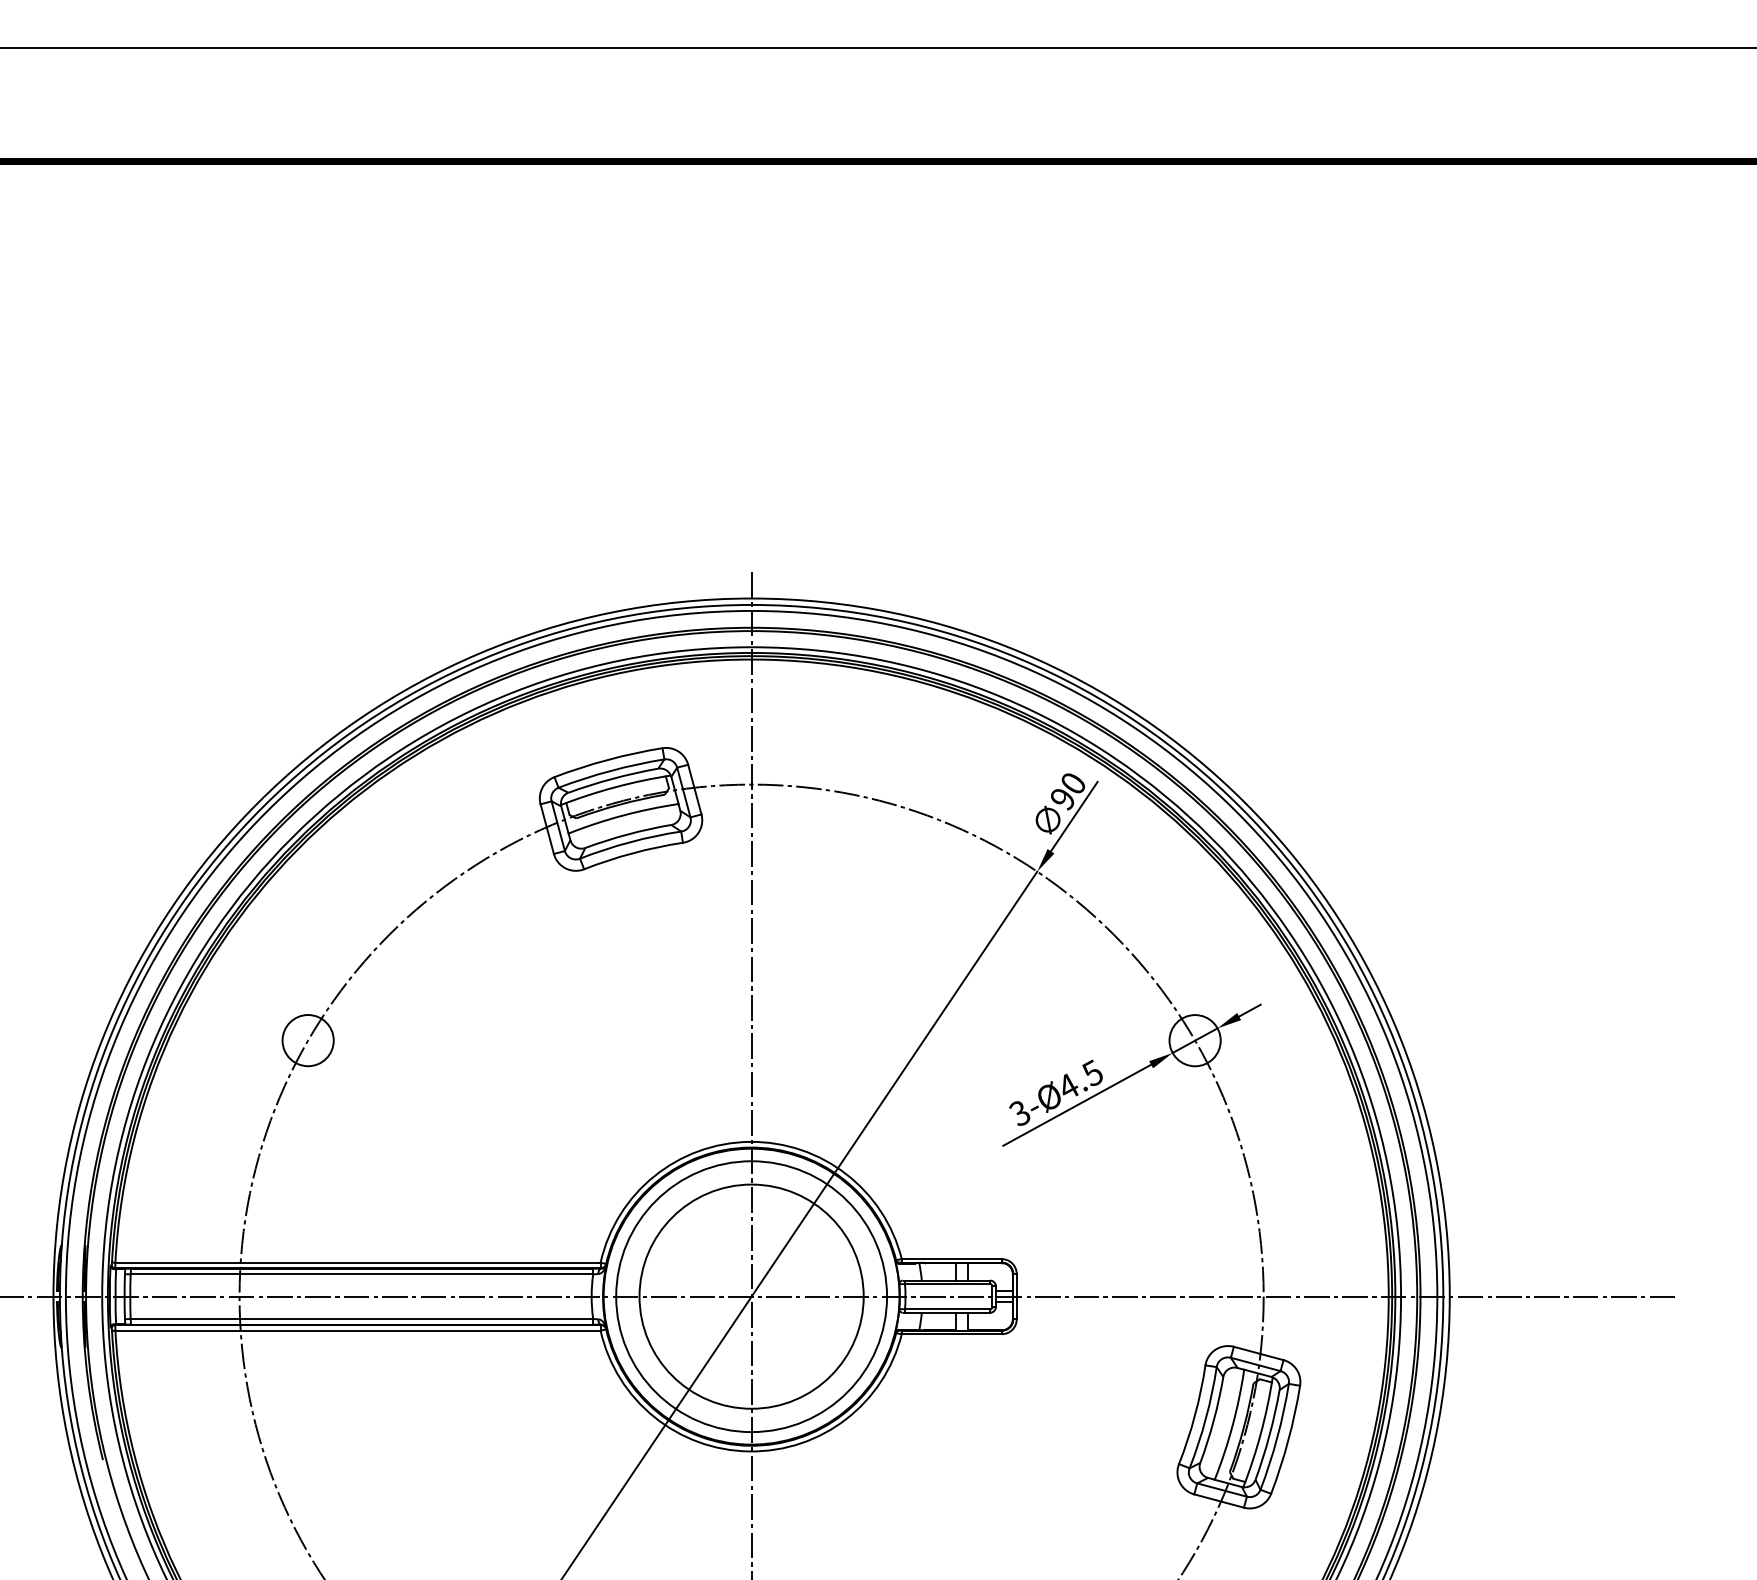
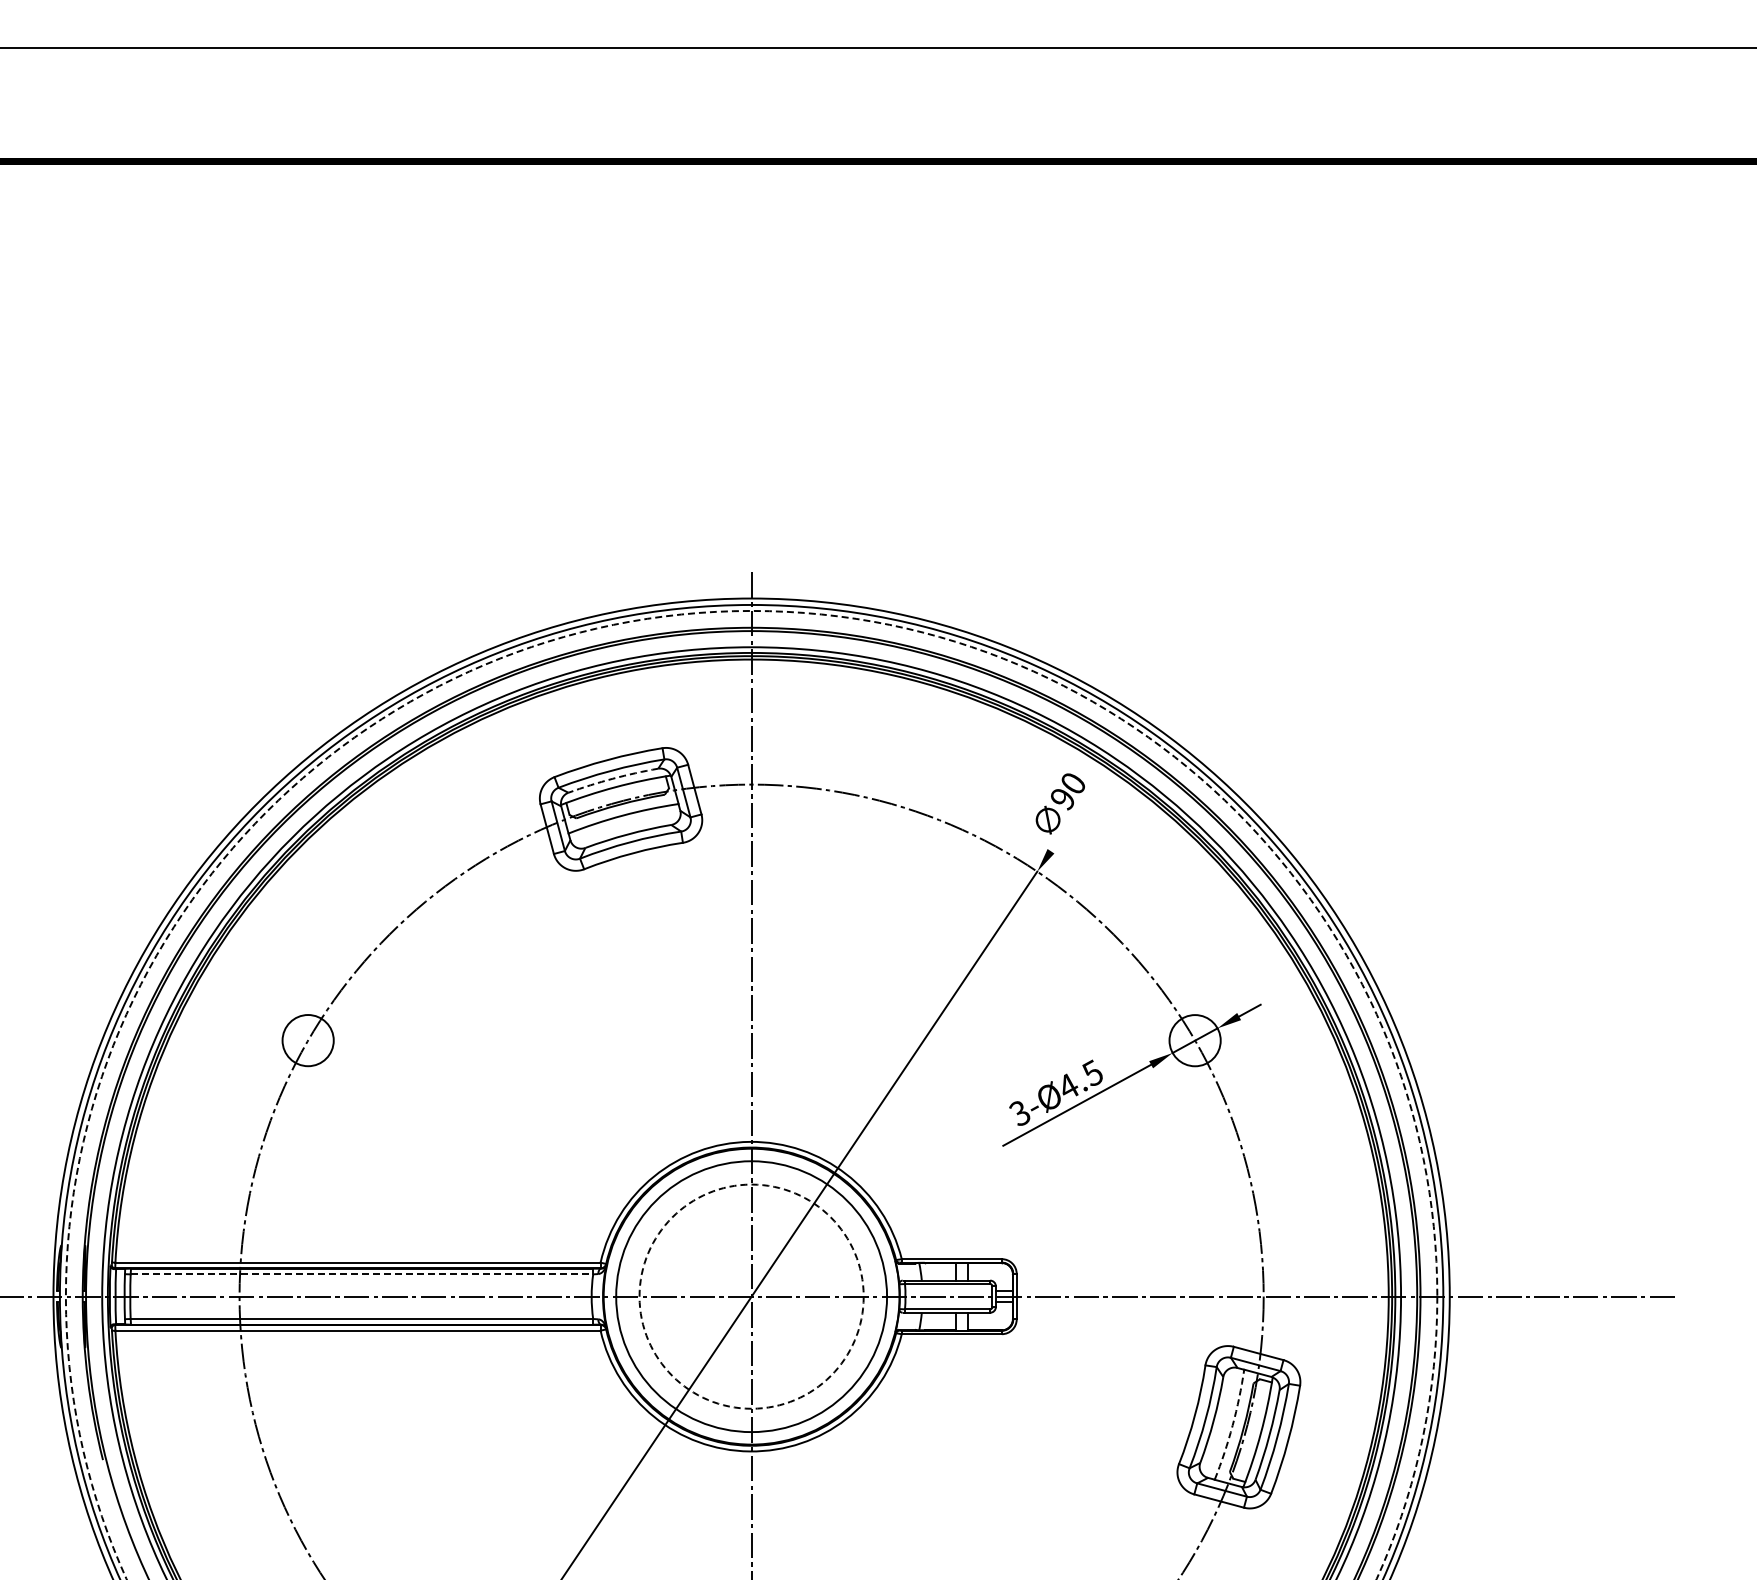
arc: solid -> dashed (612, 778)
line: present -> none (1073, 816)
circle: solid -> dashed (751, 1094)
line: solid -> dashed (362, 1274)
circle: solid -> dashed (751, 1296)
arc: solid -> dashed (1232, 1425)
